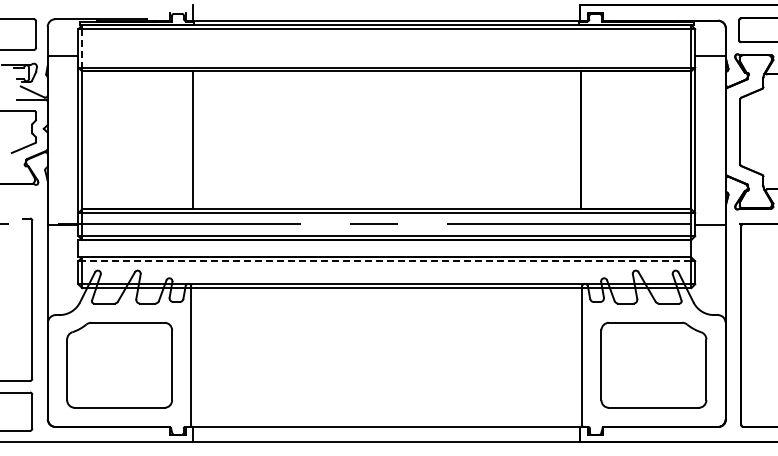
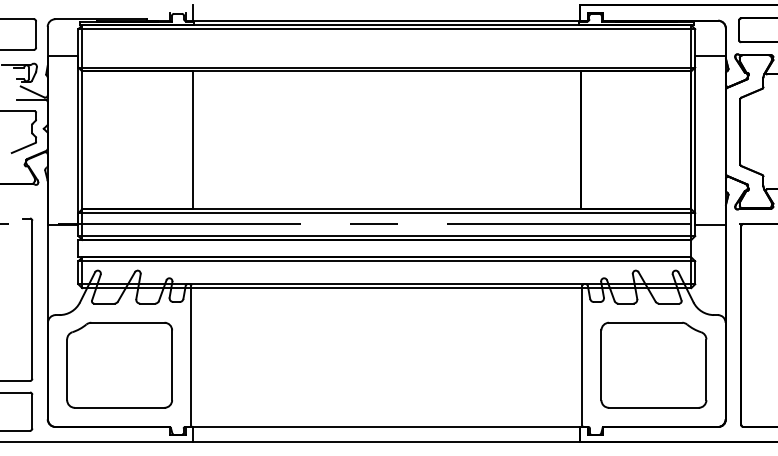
line: dashed -> solid (82, 48)
line: dashed -> solid (386, 261)
